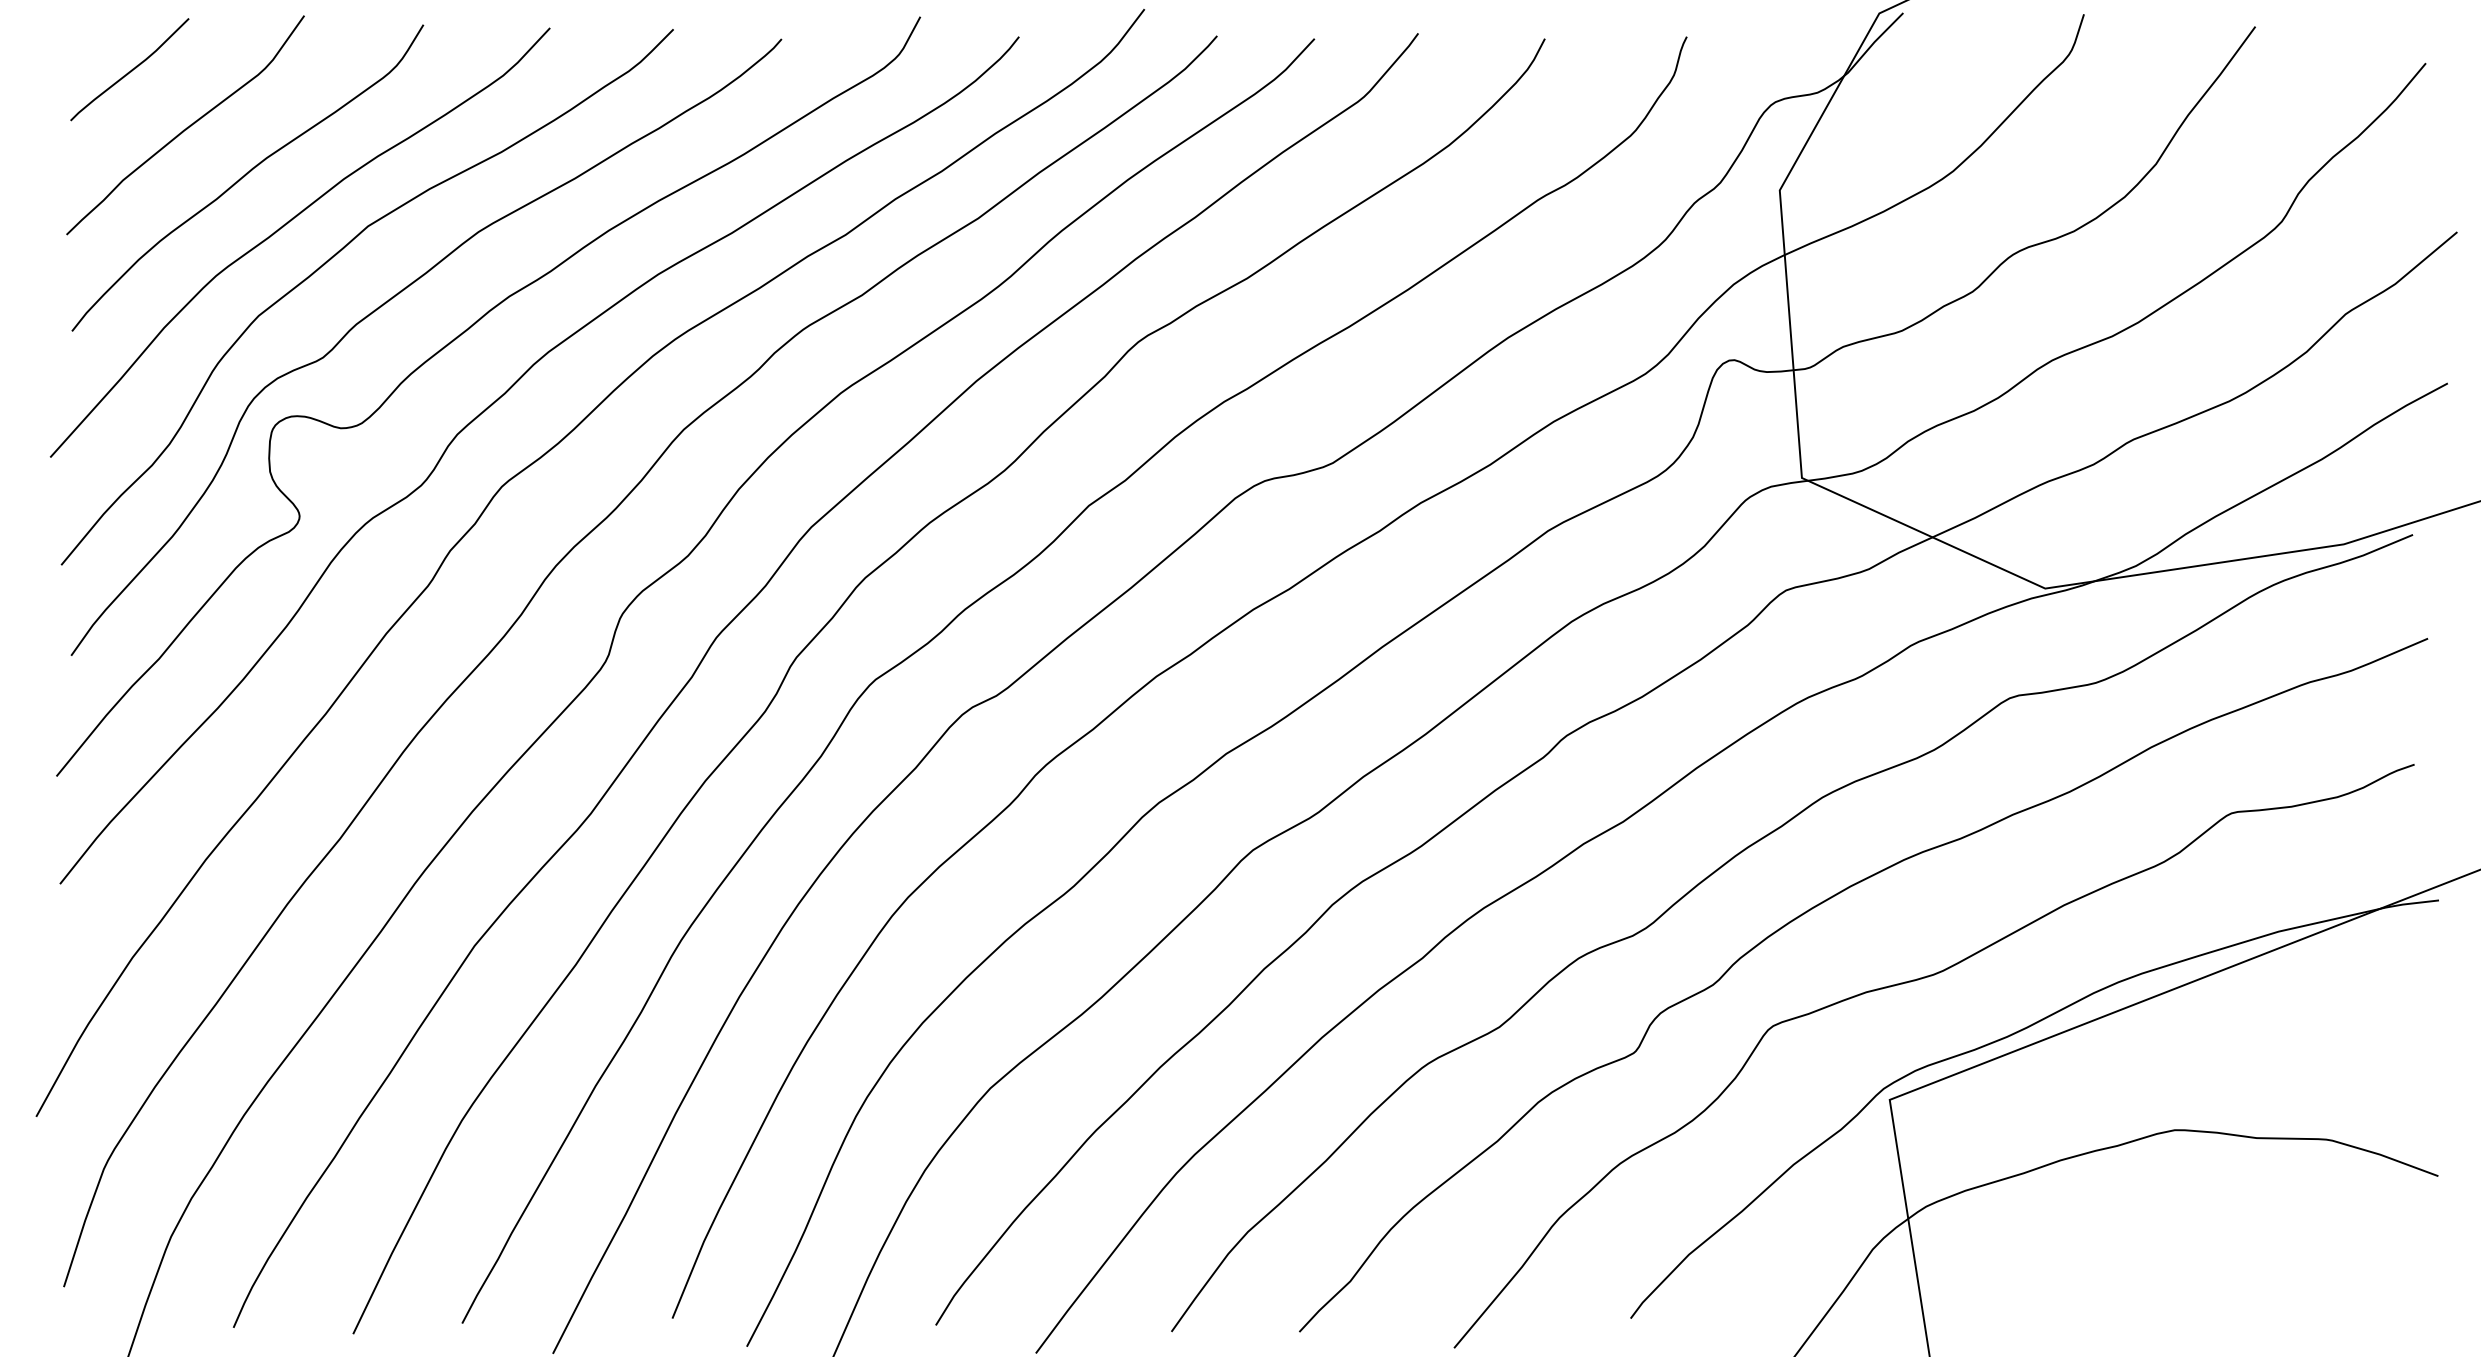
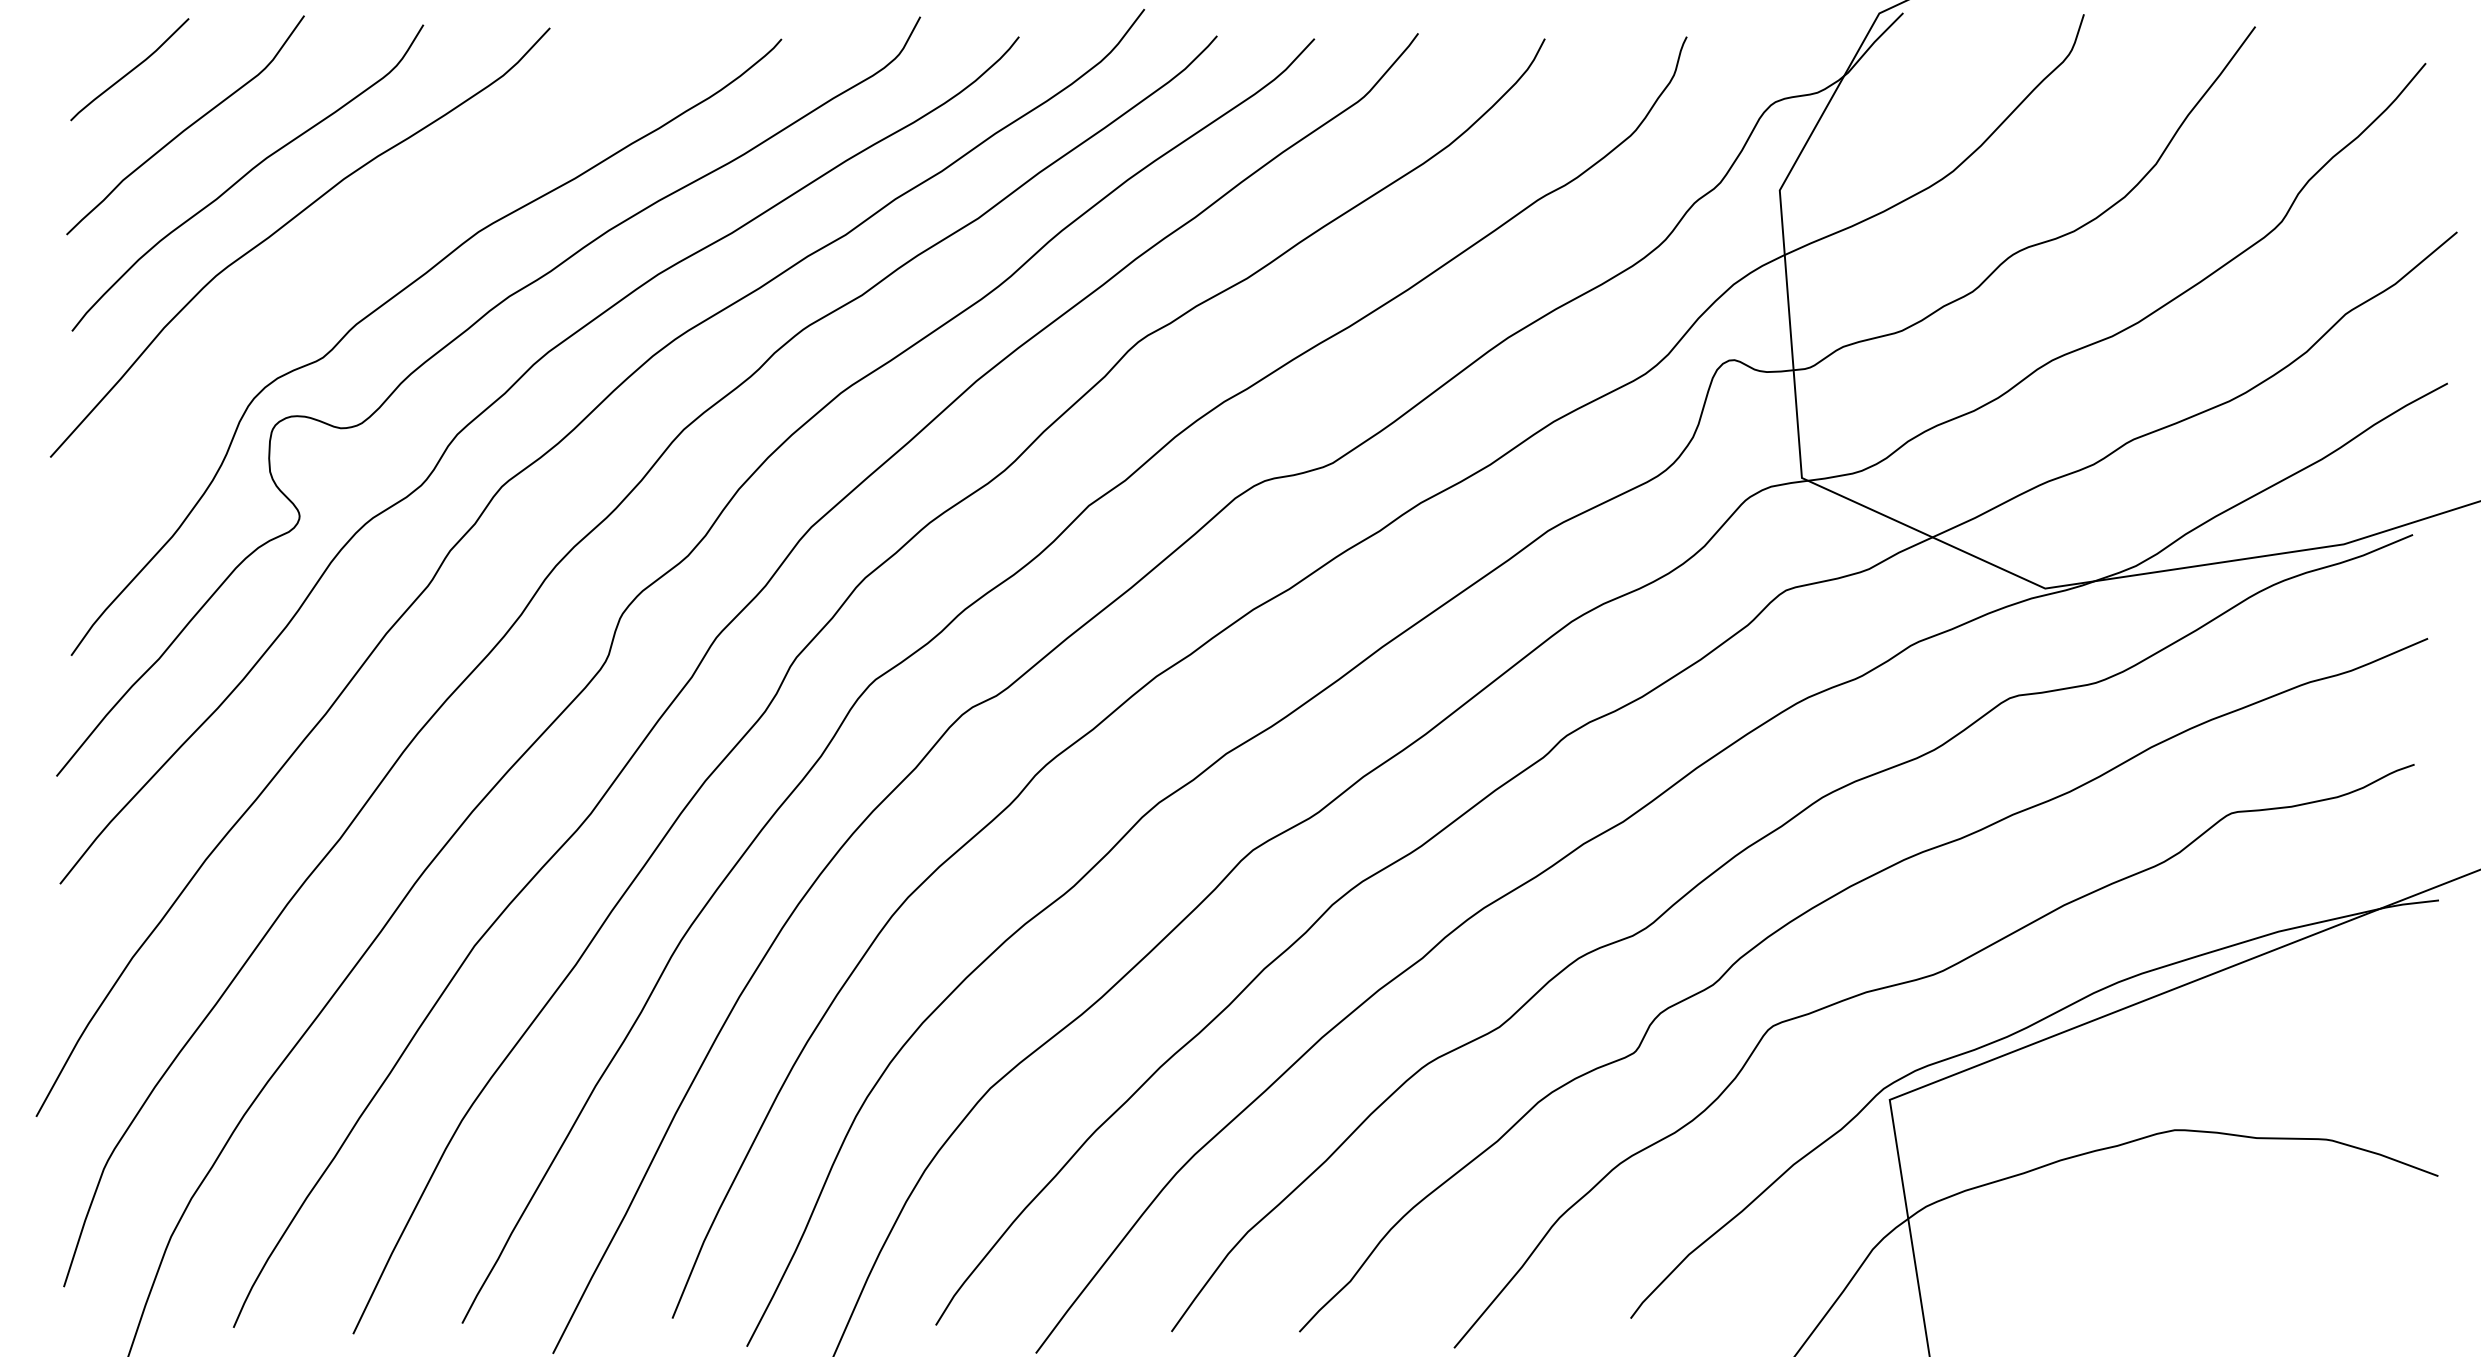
curve: present -> none (336, 255)
